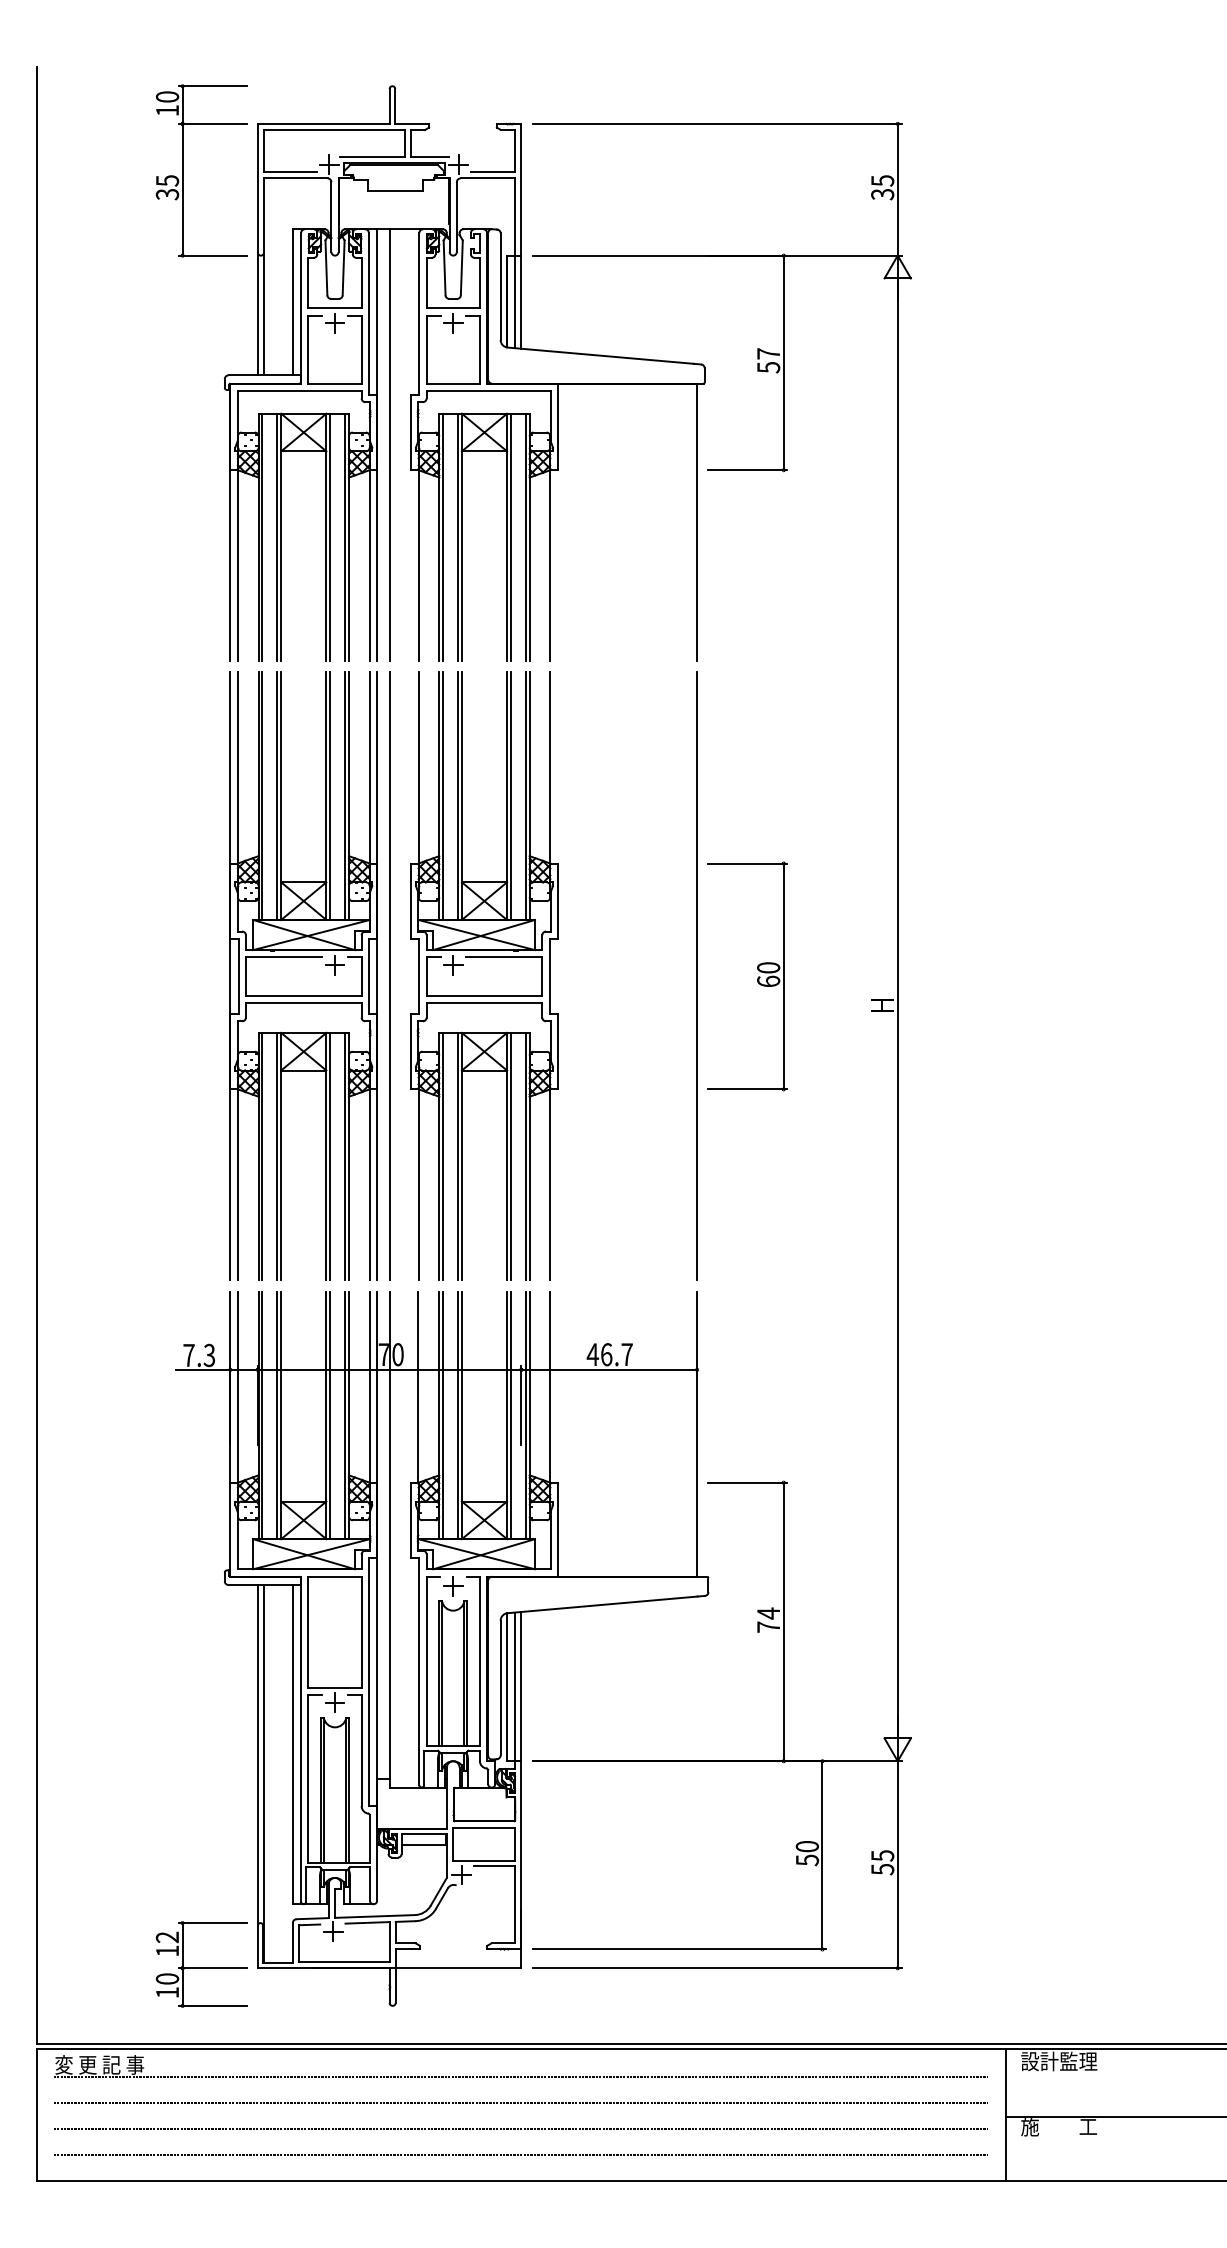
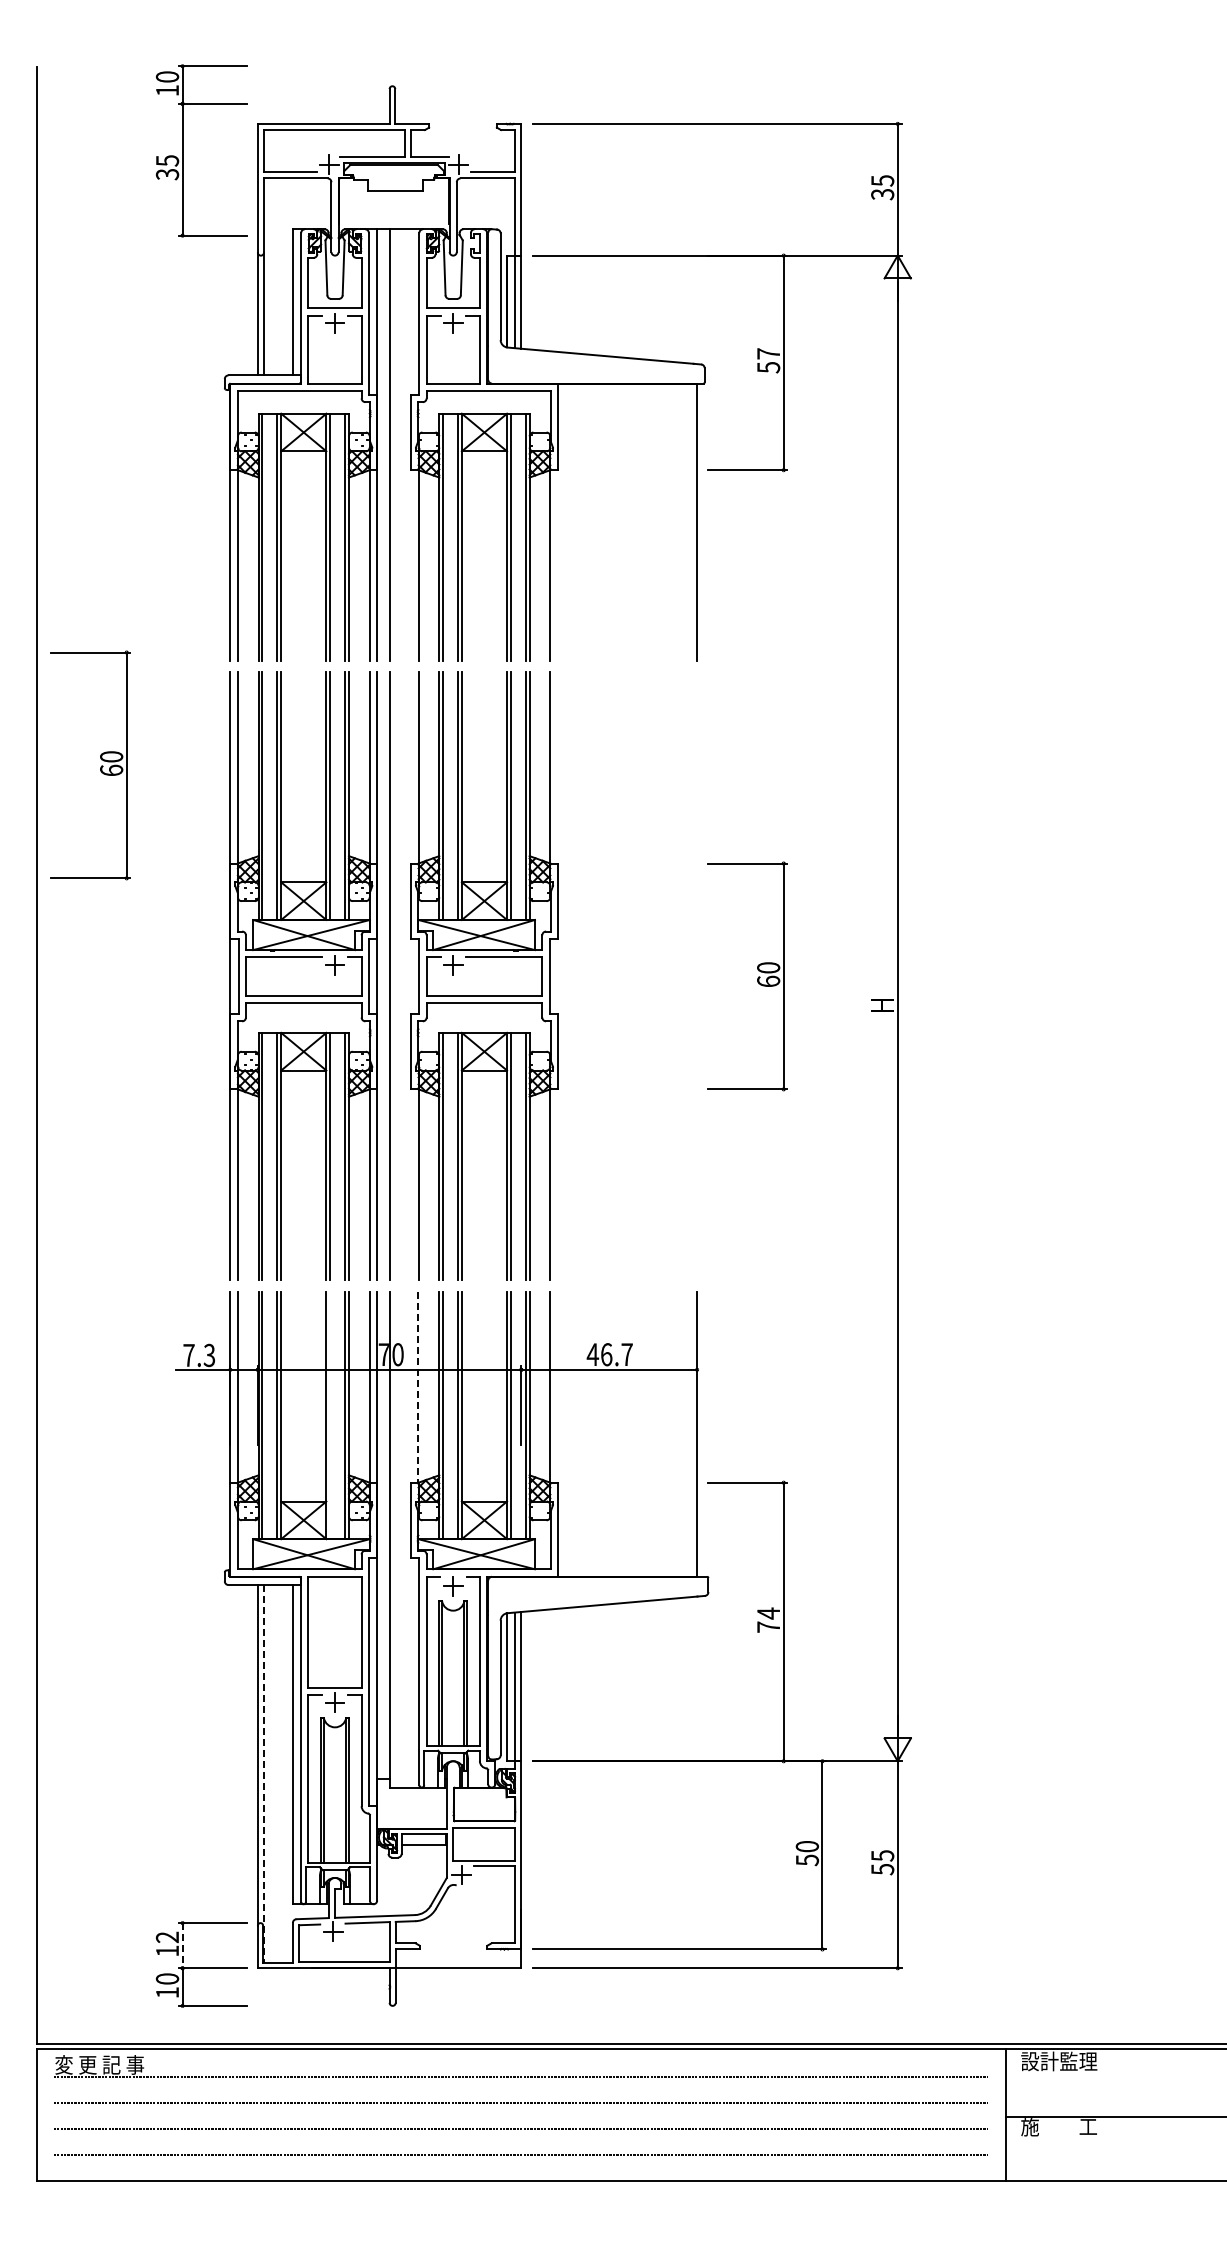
part position: (183, 170) -> (183, 150) (183, 150)
part: none -> present (100, 767)
line: present -> none (696, 976)
line: solid -> dashed (418, 1387)
line: present -> none (330, 1415)
line: solid -> dashed (264, 1774)
line: solid -> dashed (182, 1945)
